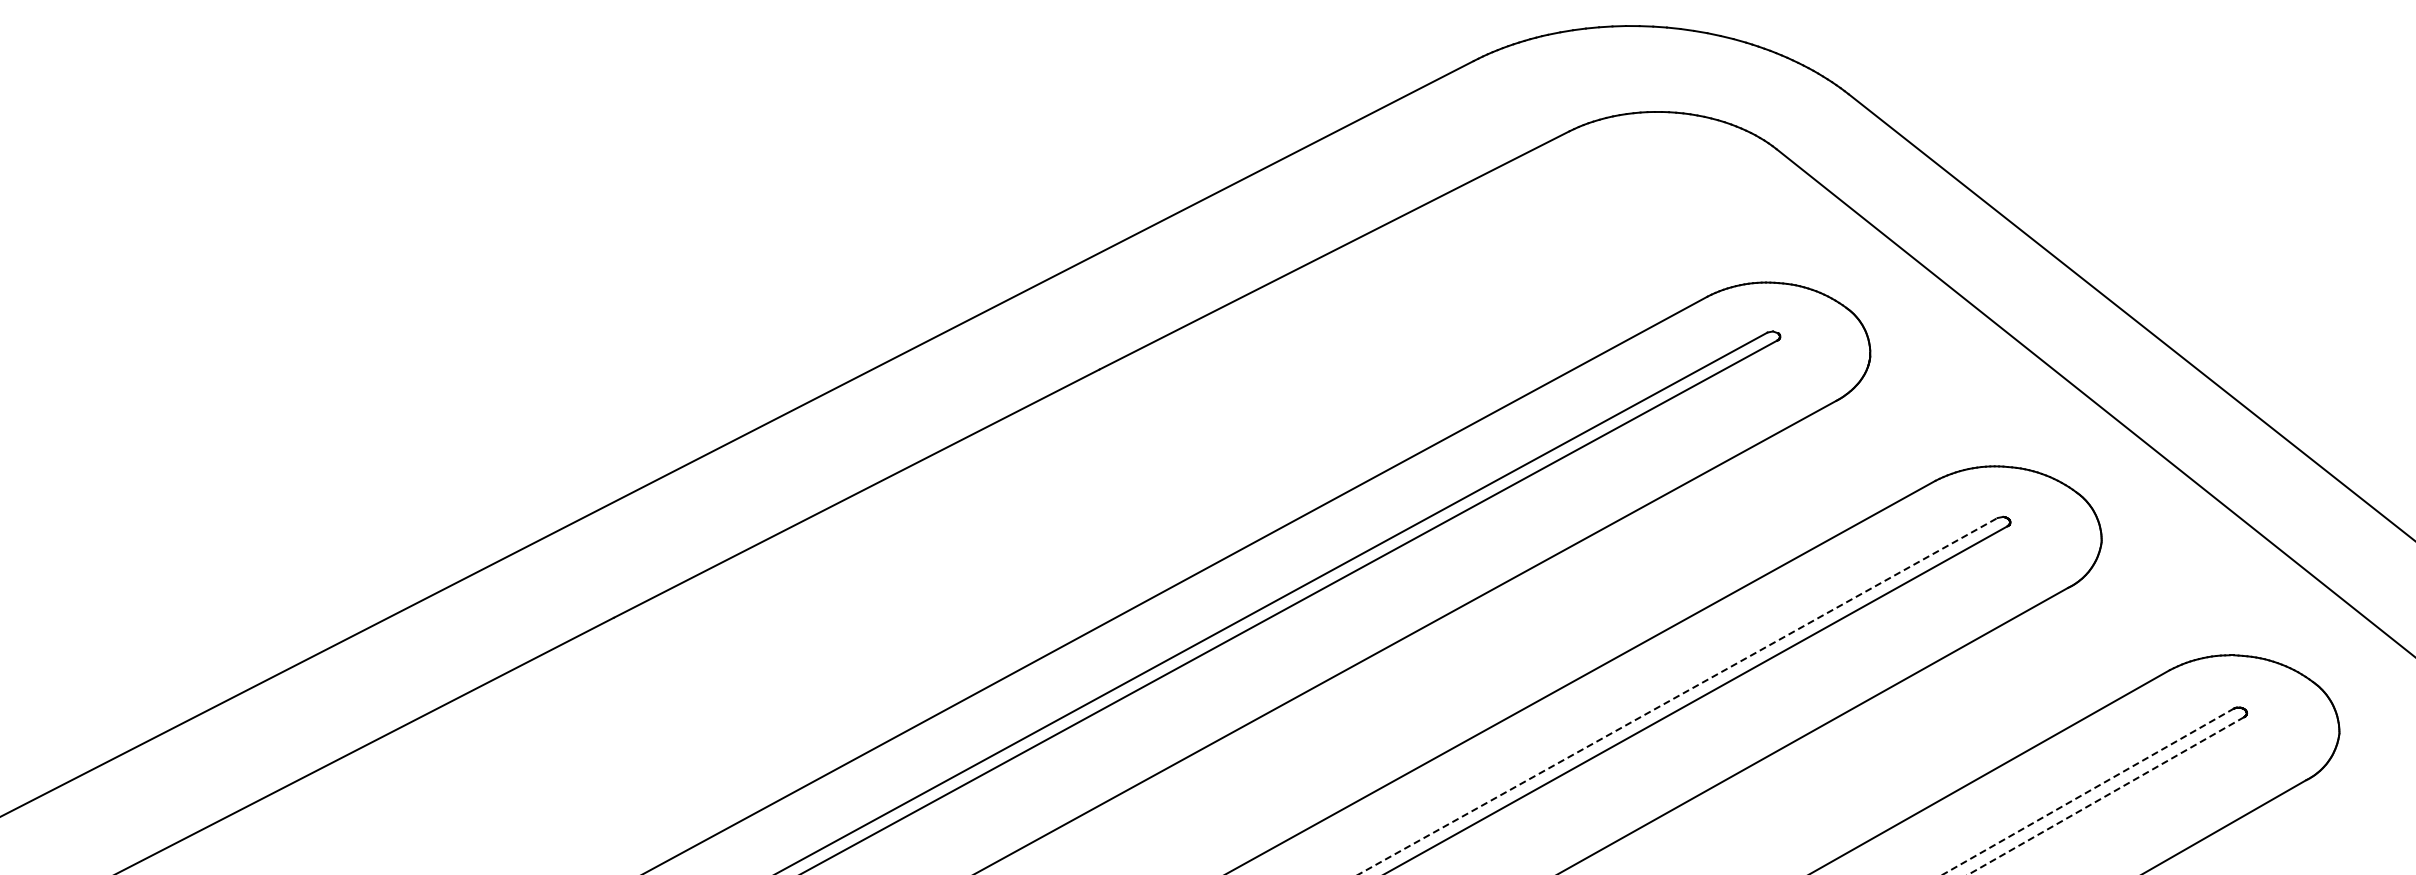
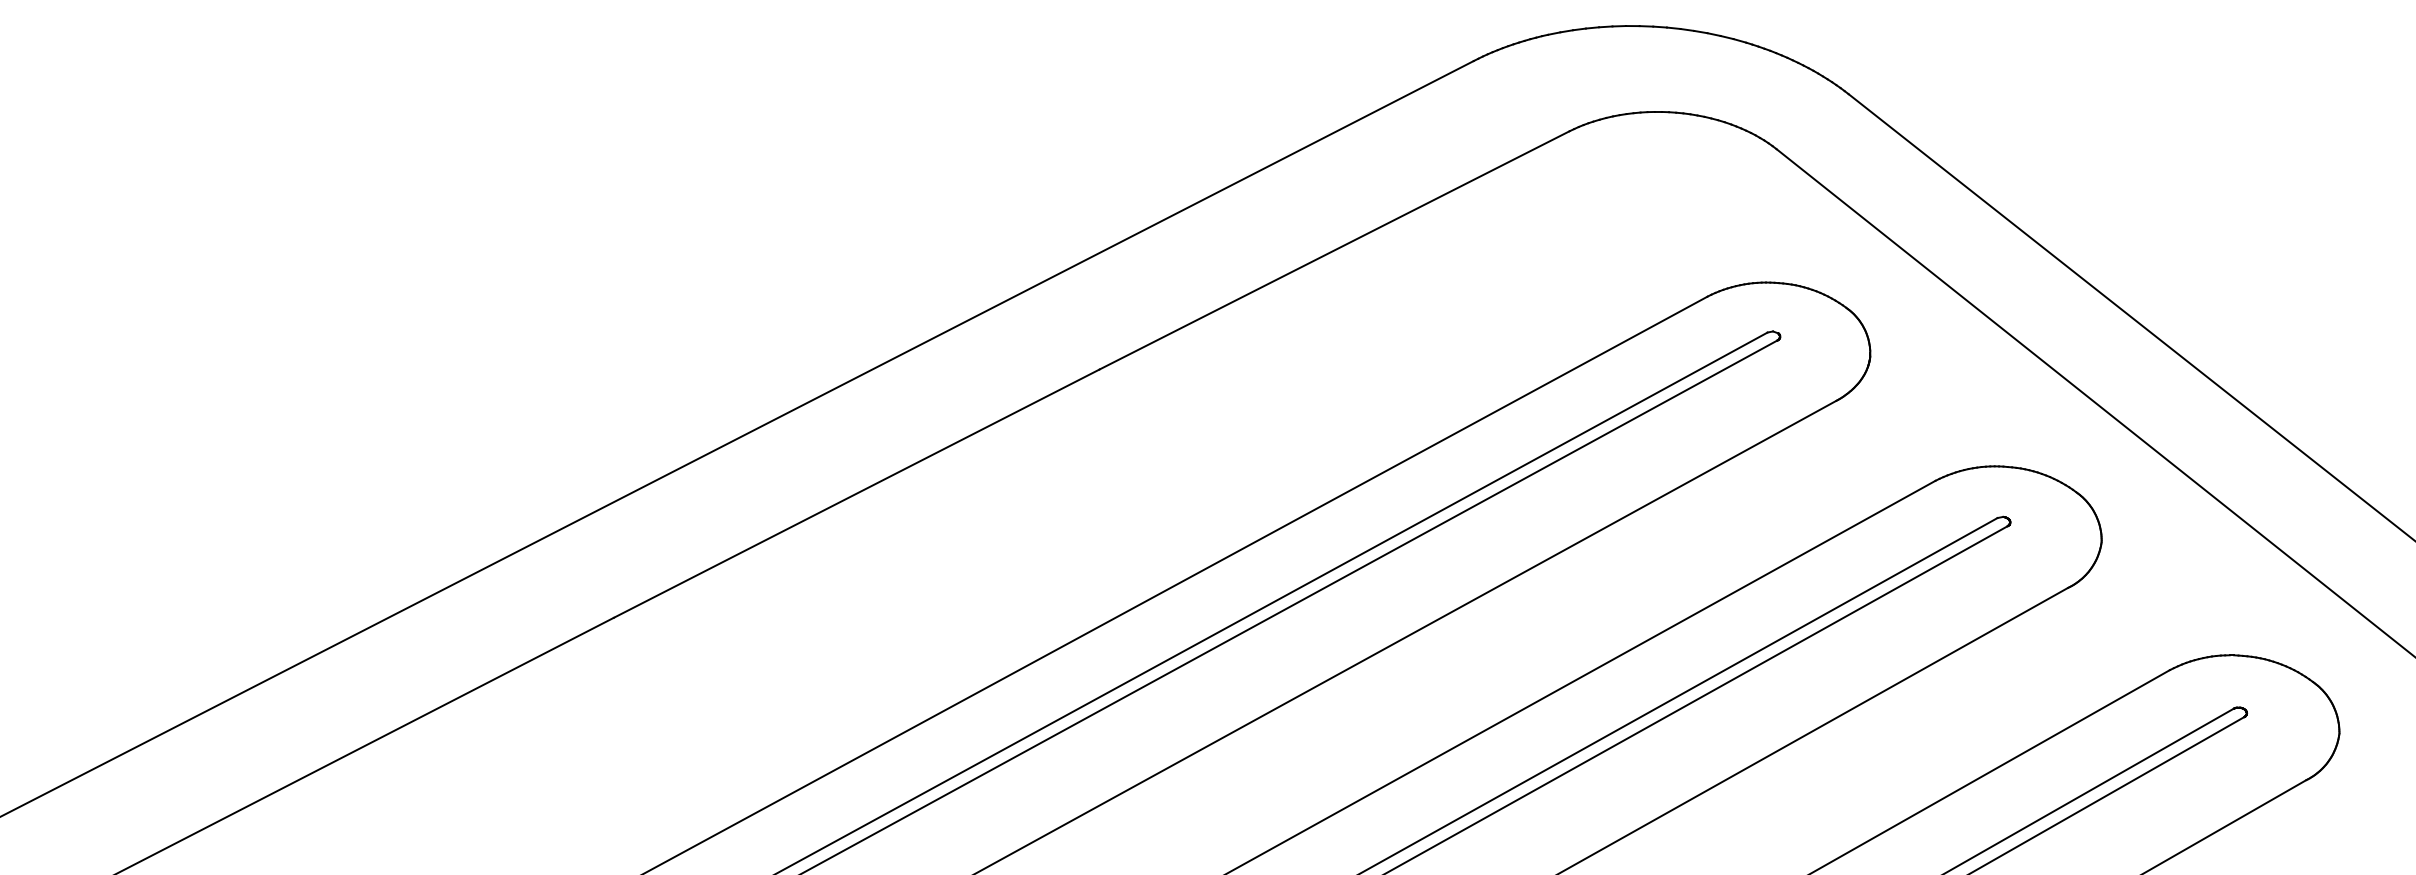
line: dashed -> solid (1678, 696)
line: dashed -> solid (2088, 791)
line: dashed -> solid (2106, 795)
